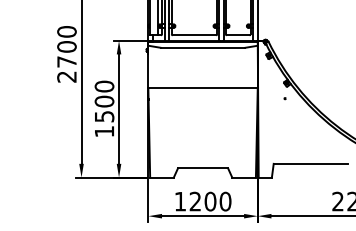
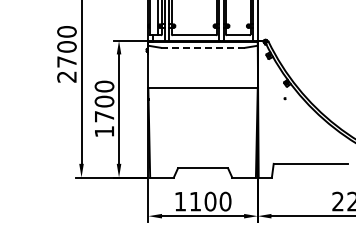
line: solid -> dashed (203, 47)
text: 1500 -> 1700 (104, 116)
text: 1200 -> 1100 (194, 201)
